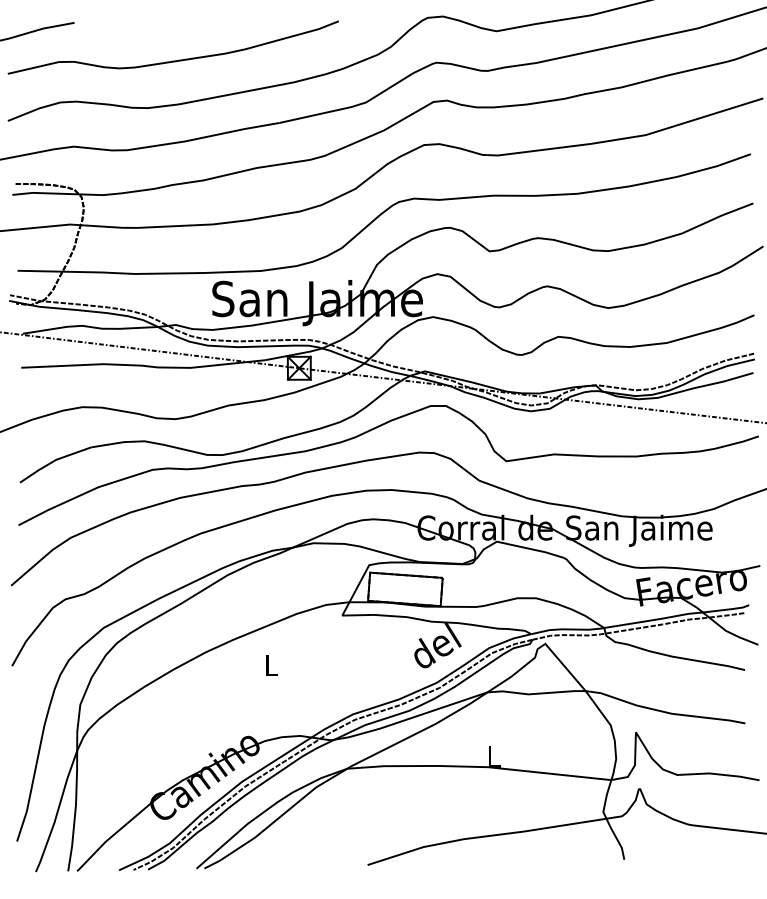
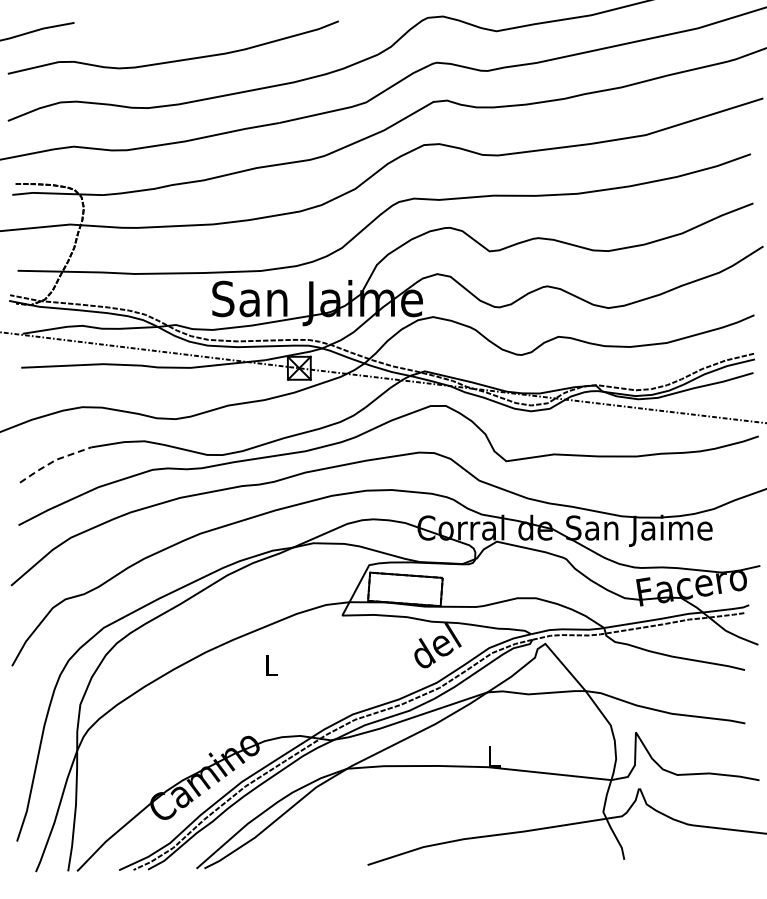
line: solid -> dashed (53, 461)
